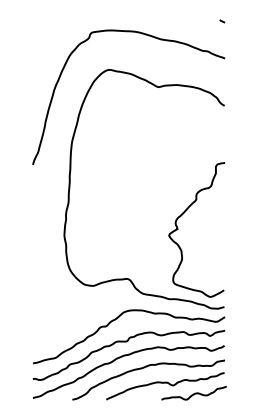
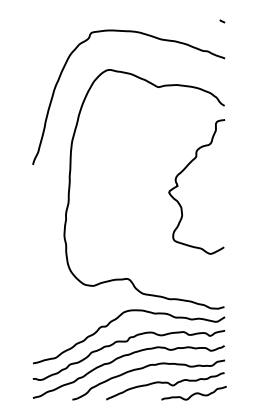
curve position: (178, 229) -> (178, 186) (178, 186)
